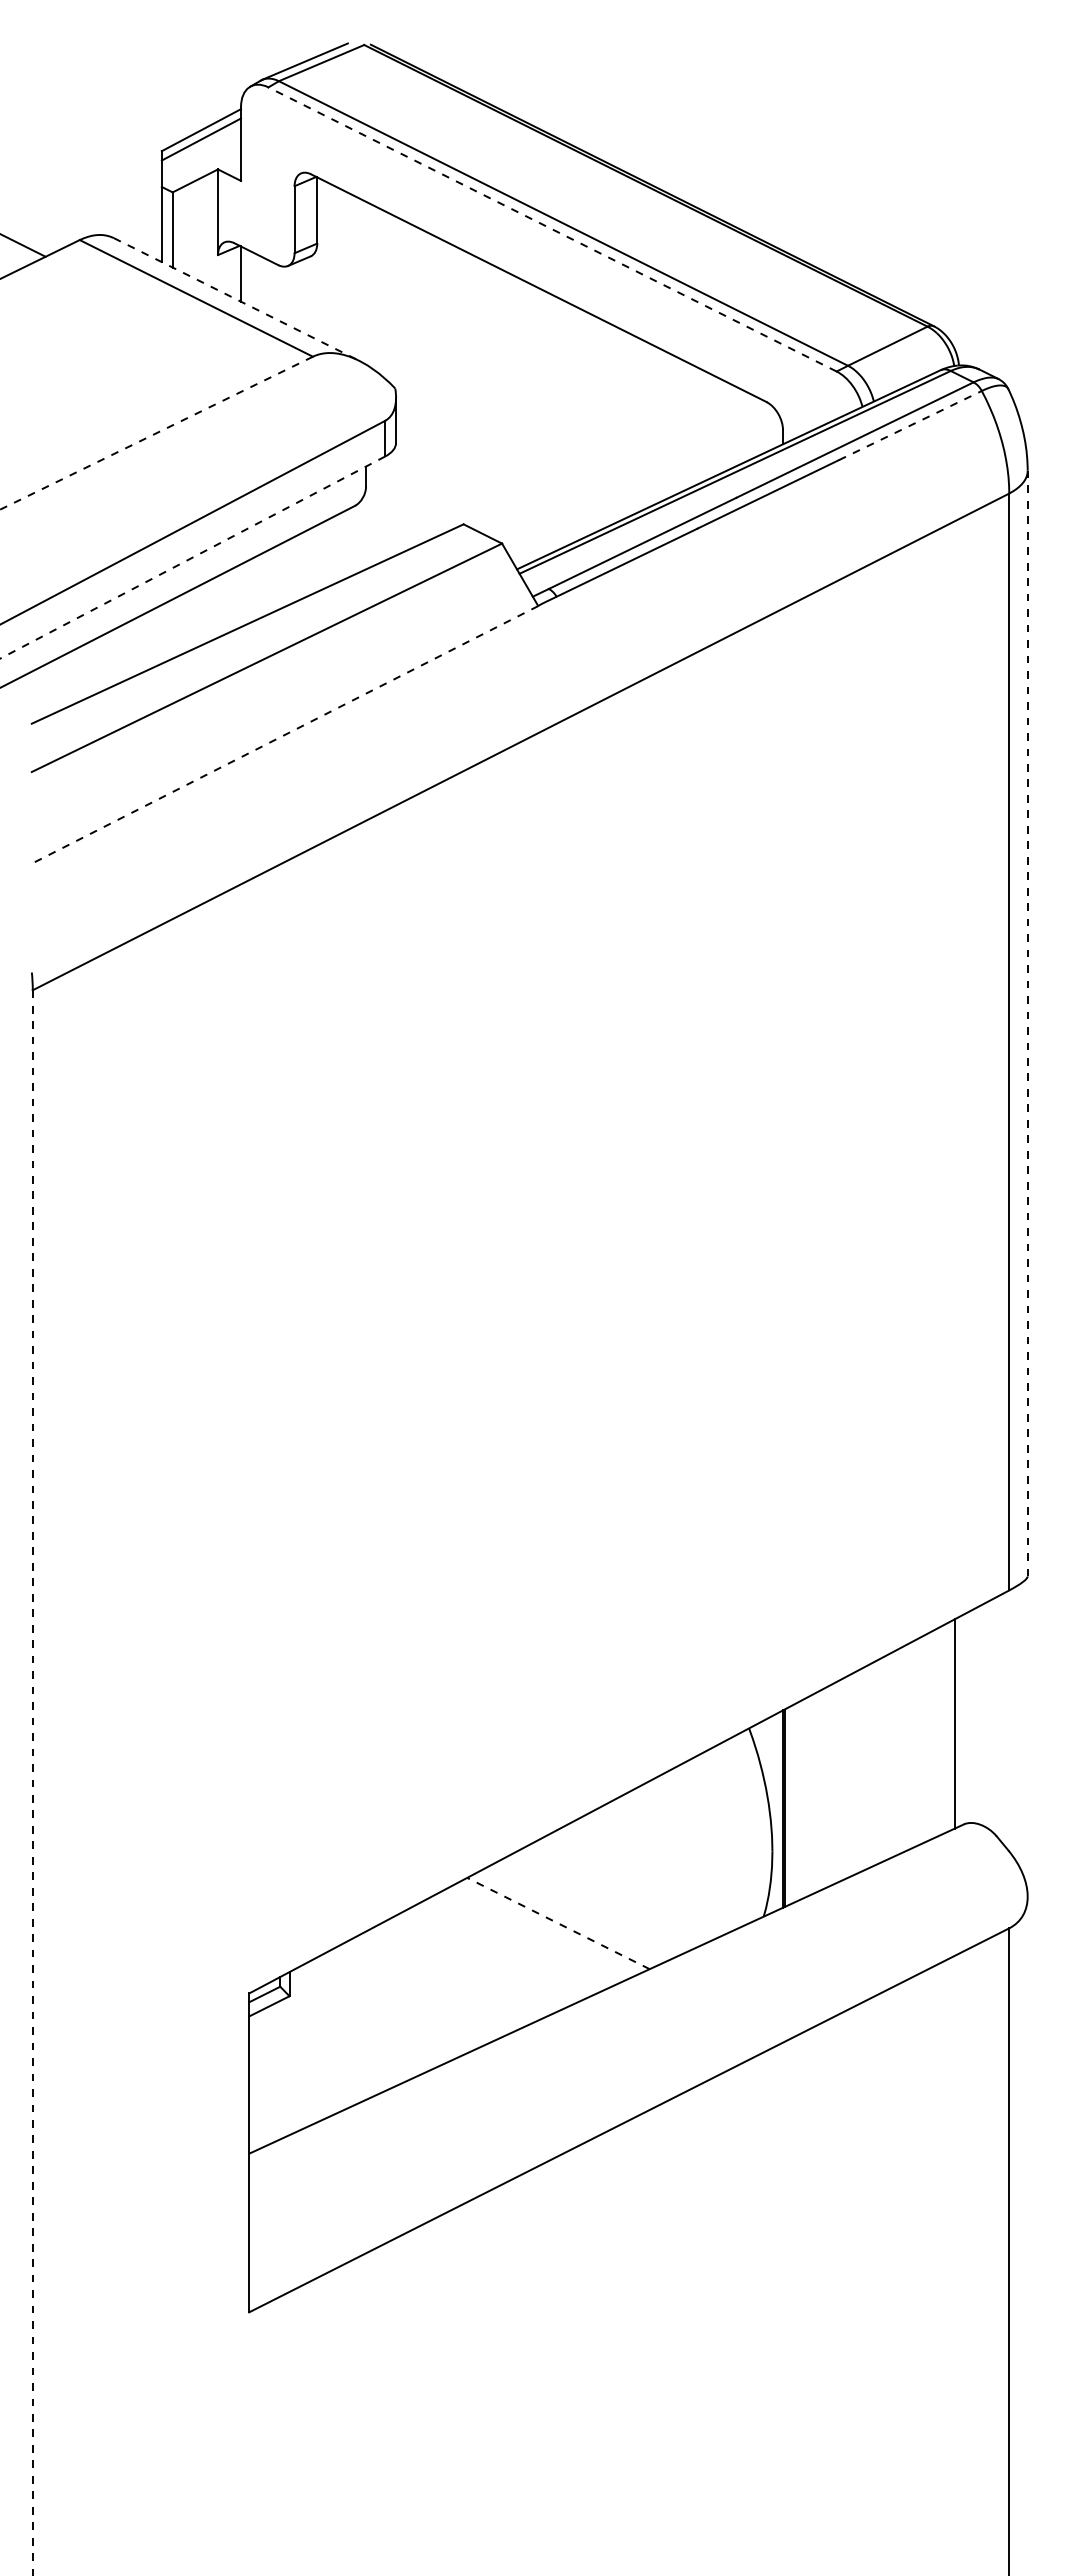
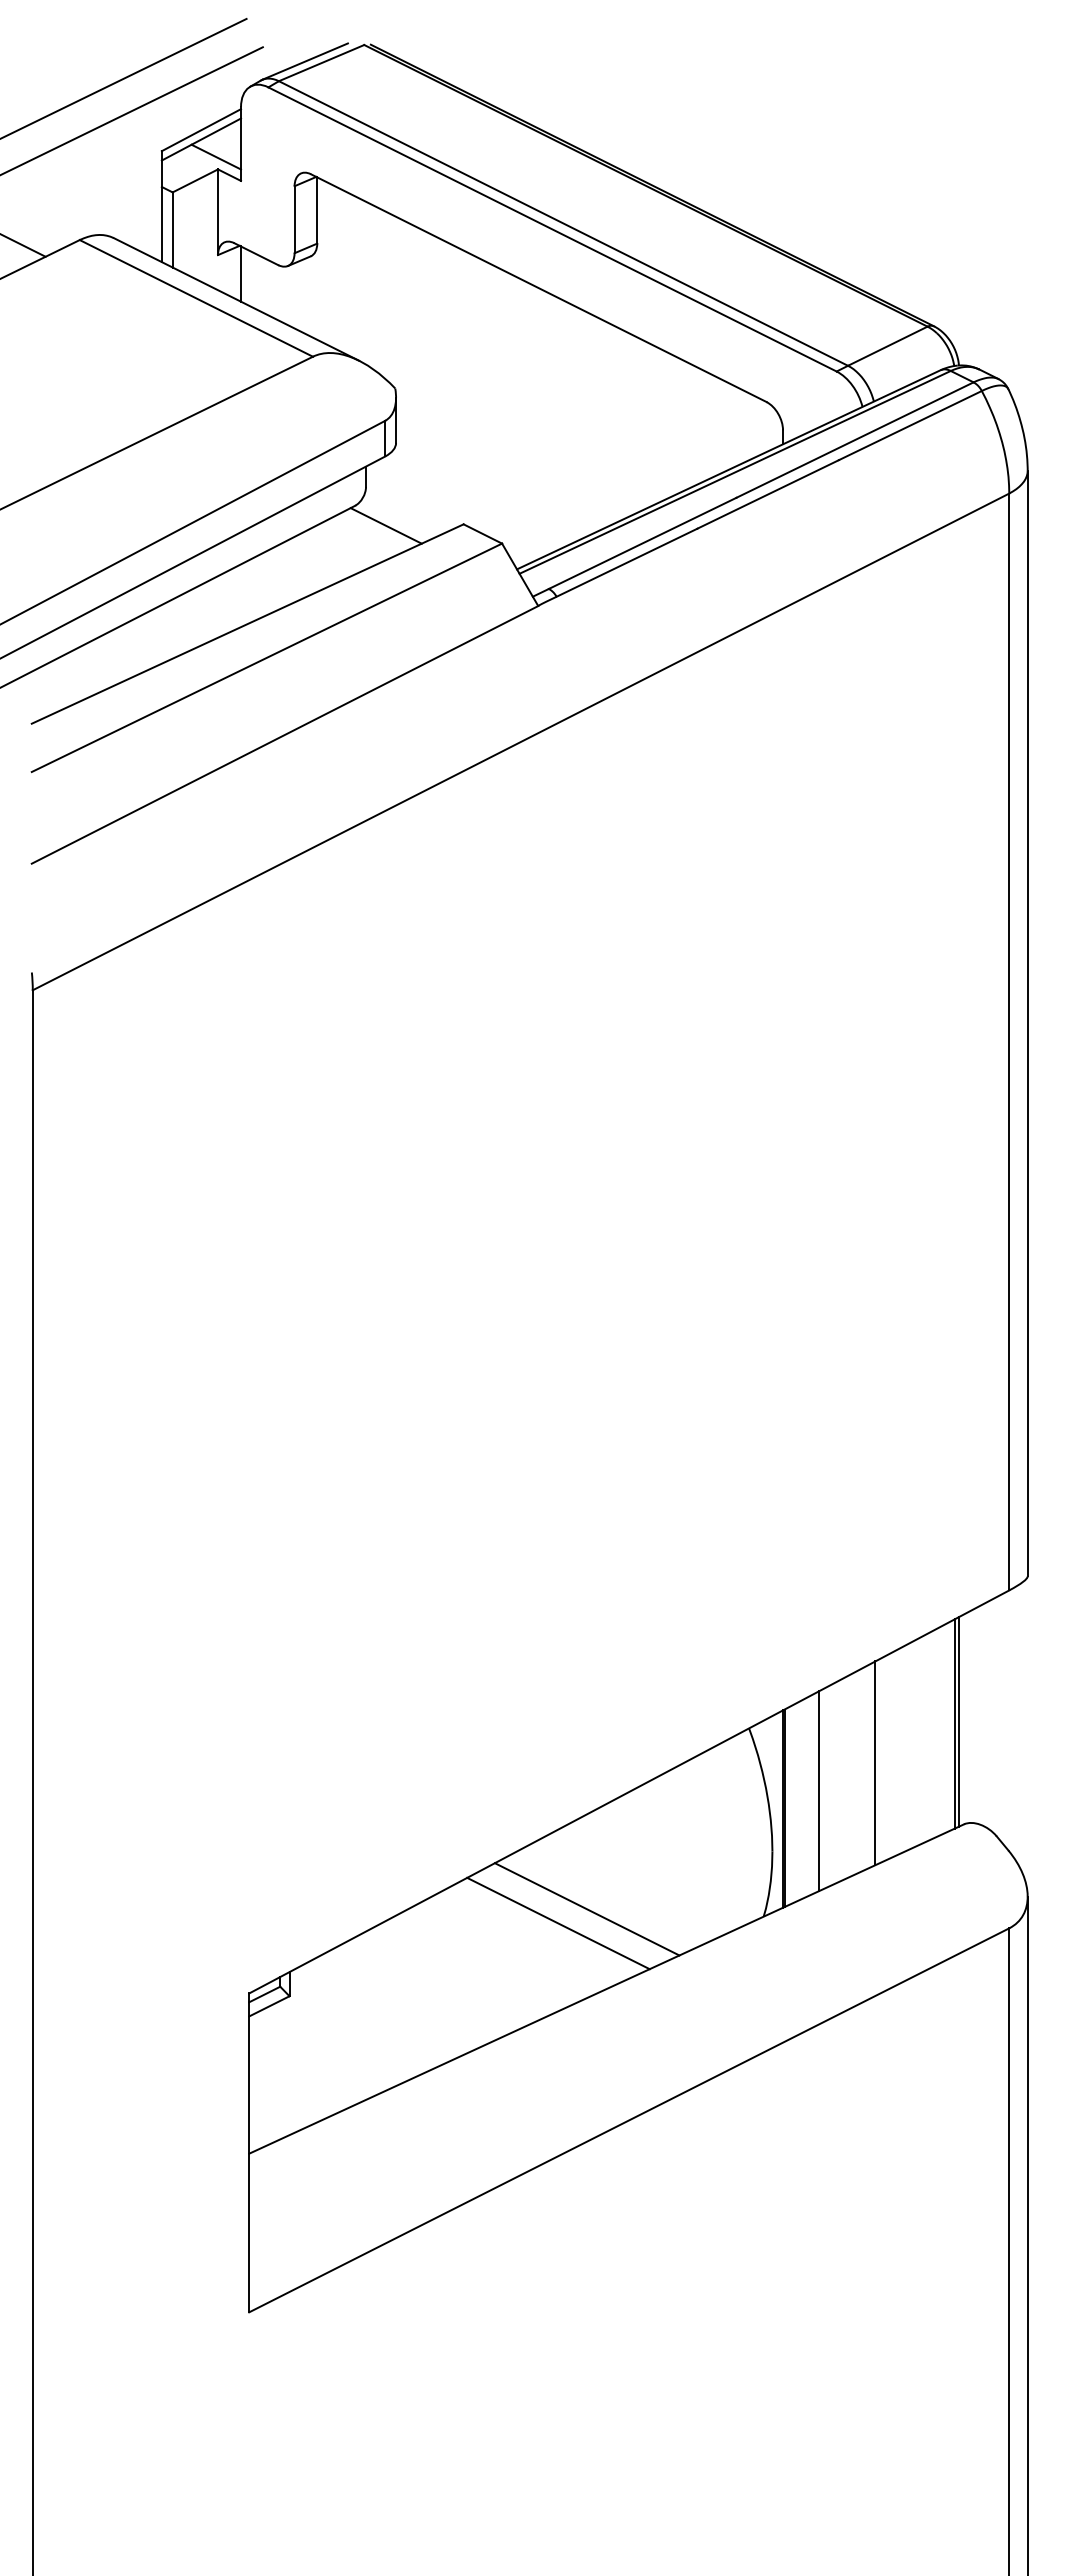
line: none -> present (124, 77)
line: none -> present (132, 110)
line: none -> present (216, 156)
line: dashed -> solid (552, 229)
line: dashed -> solid (236, 299)
line: dashed -> solid (910, 425)
line: dashed -> solid (156, 433)
line: none -> present (385, 525)
line: dashed -> solid (192, 557)
line: dashed -> solid (284, 735)
line: dashed -> solid (1027, 1023)
line: none -> present (959, 1721)
line: none -> present (875, 1763)
line: dashed -> solid (32, 1783)
line: none -> present (818, 1791)
line: none -> present (586, 1909)
line: dashed -> solid (558, 1923)
line: none -> present (1027, 2234)
